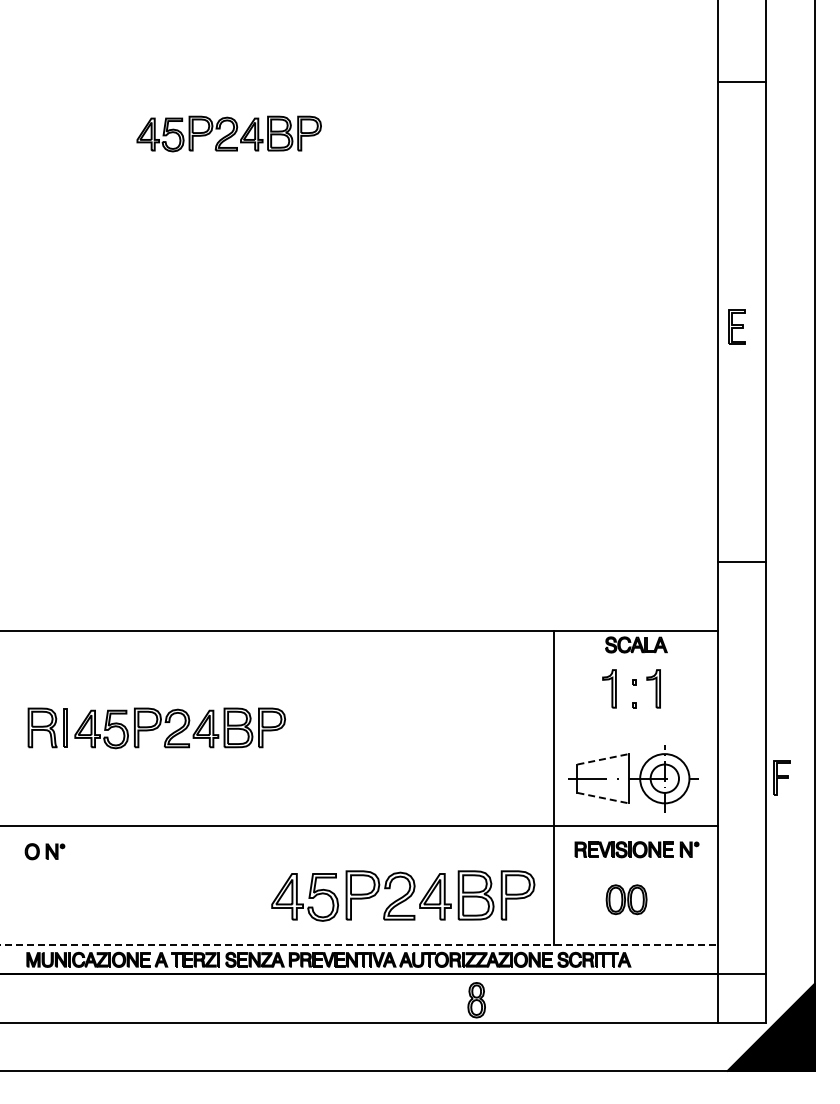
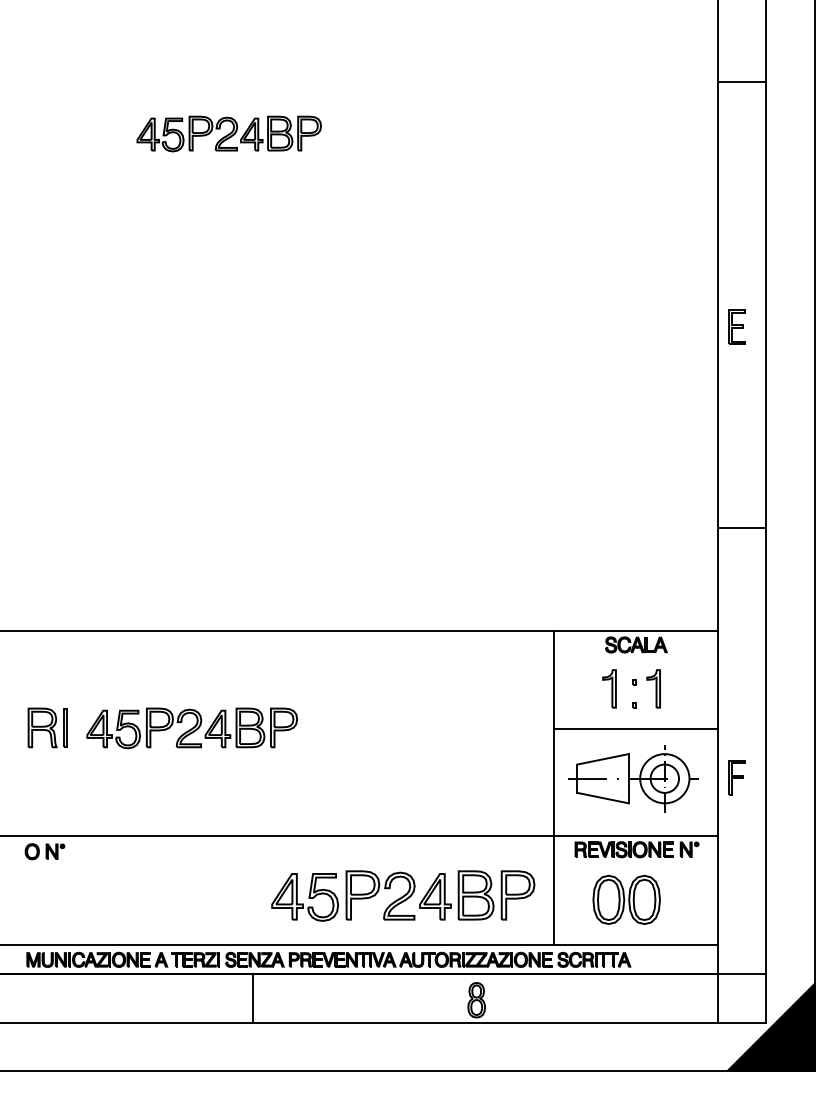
line position: (742, 561) -> (742, 527) (742, 527)
part position: (179, 728) -> (191, 728) (191, 728)
line: none -> present (635, 728)
line: dashed -> solid (603, 759)
part position: (781, 777) -> (736, 777) (736, 777)
line: dashed -> solid (603, 798)
line position: (360, 825) -> (360, 835) (360, 835)
part size: 43x32 px -> 69x51 px (626, 899)
line: dashed -> solid (359, 945)
line: none -> present (252, 998)
